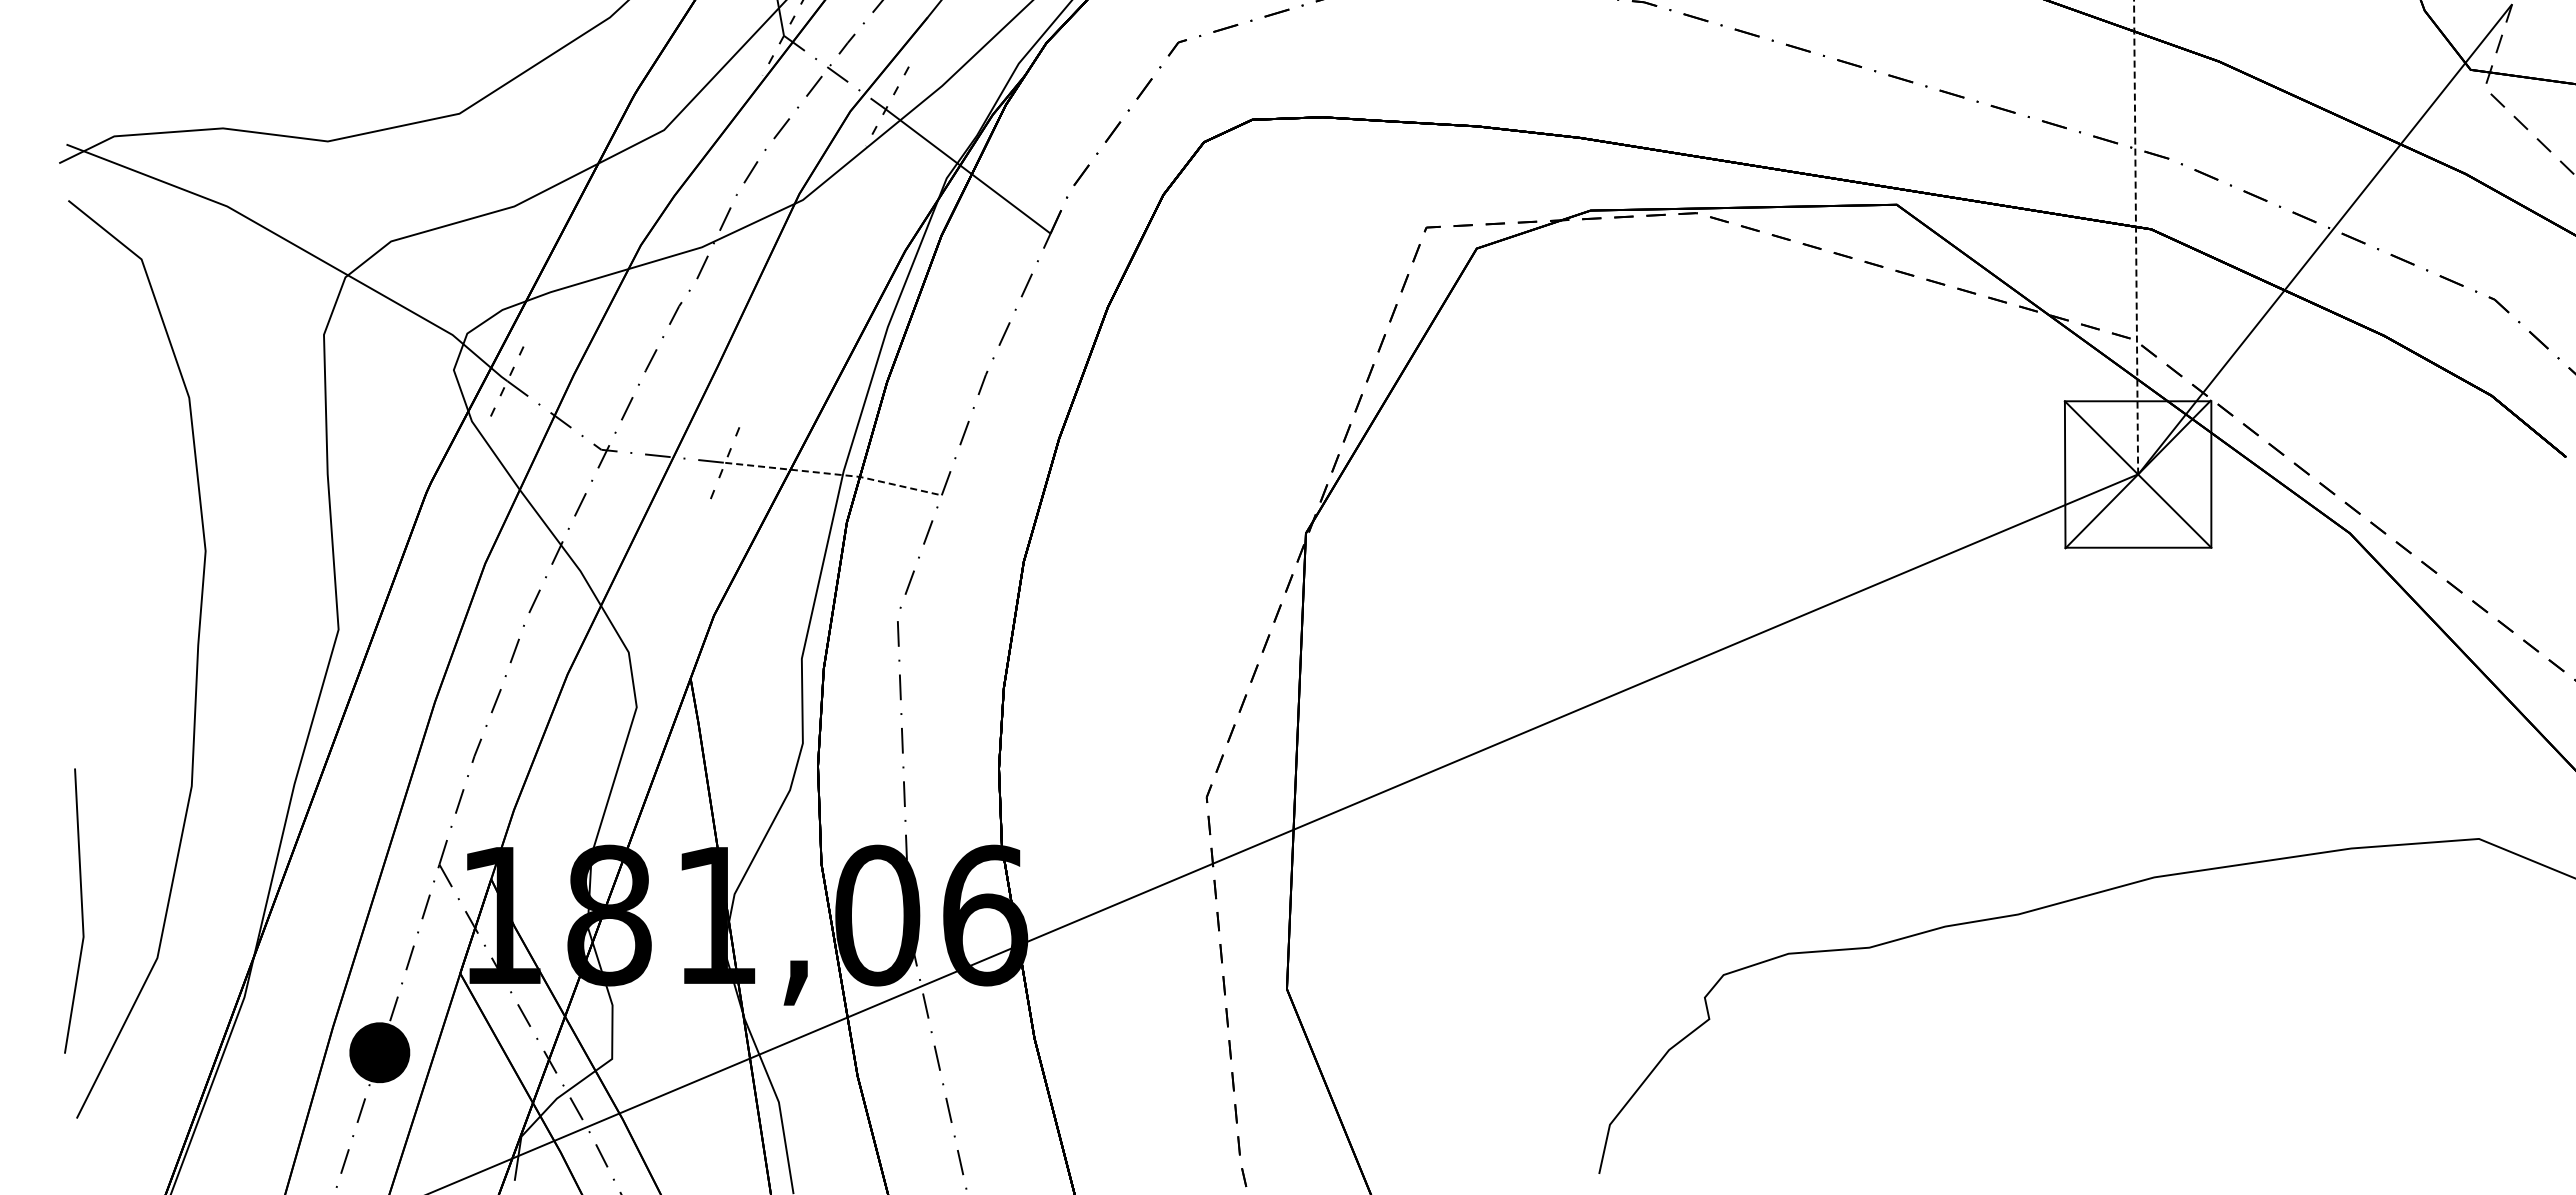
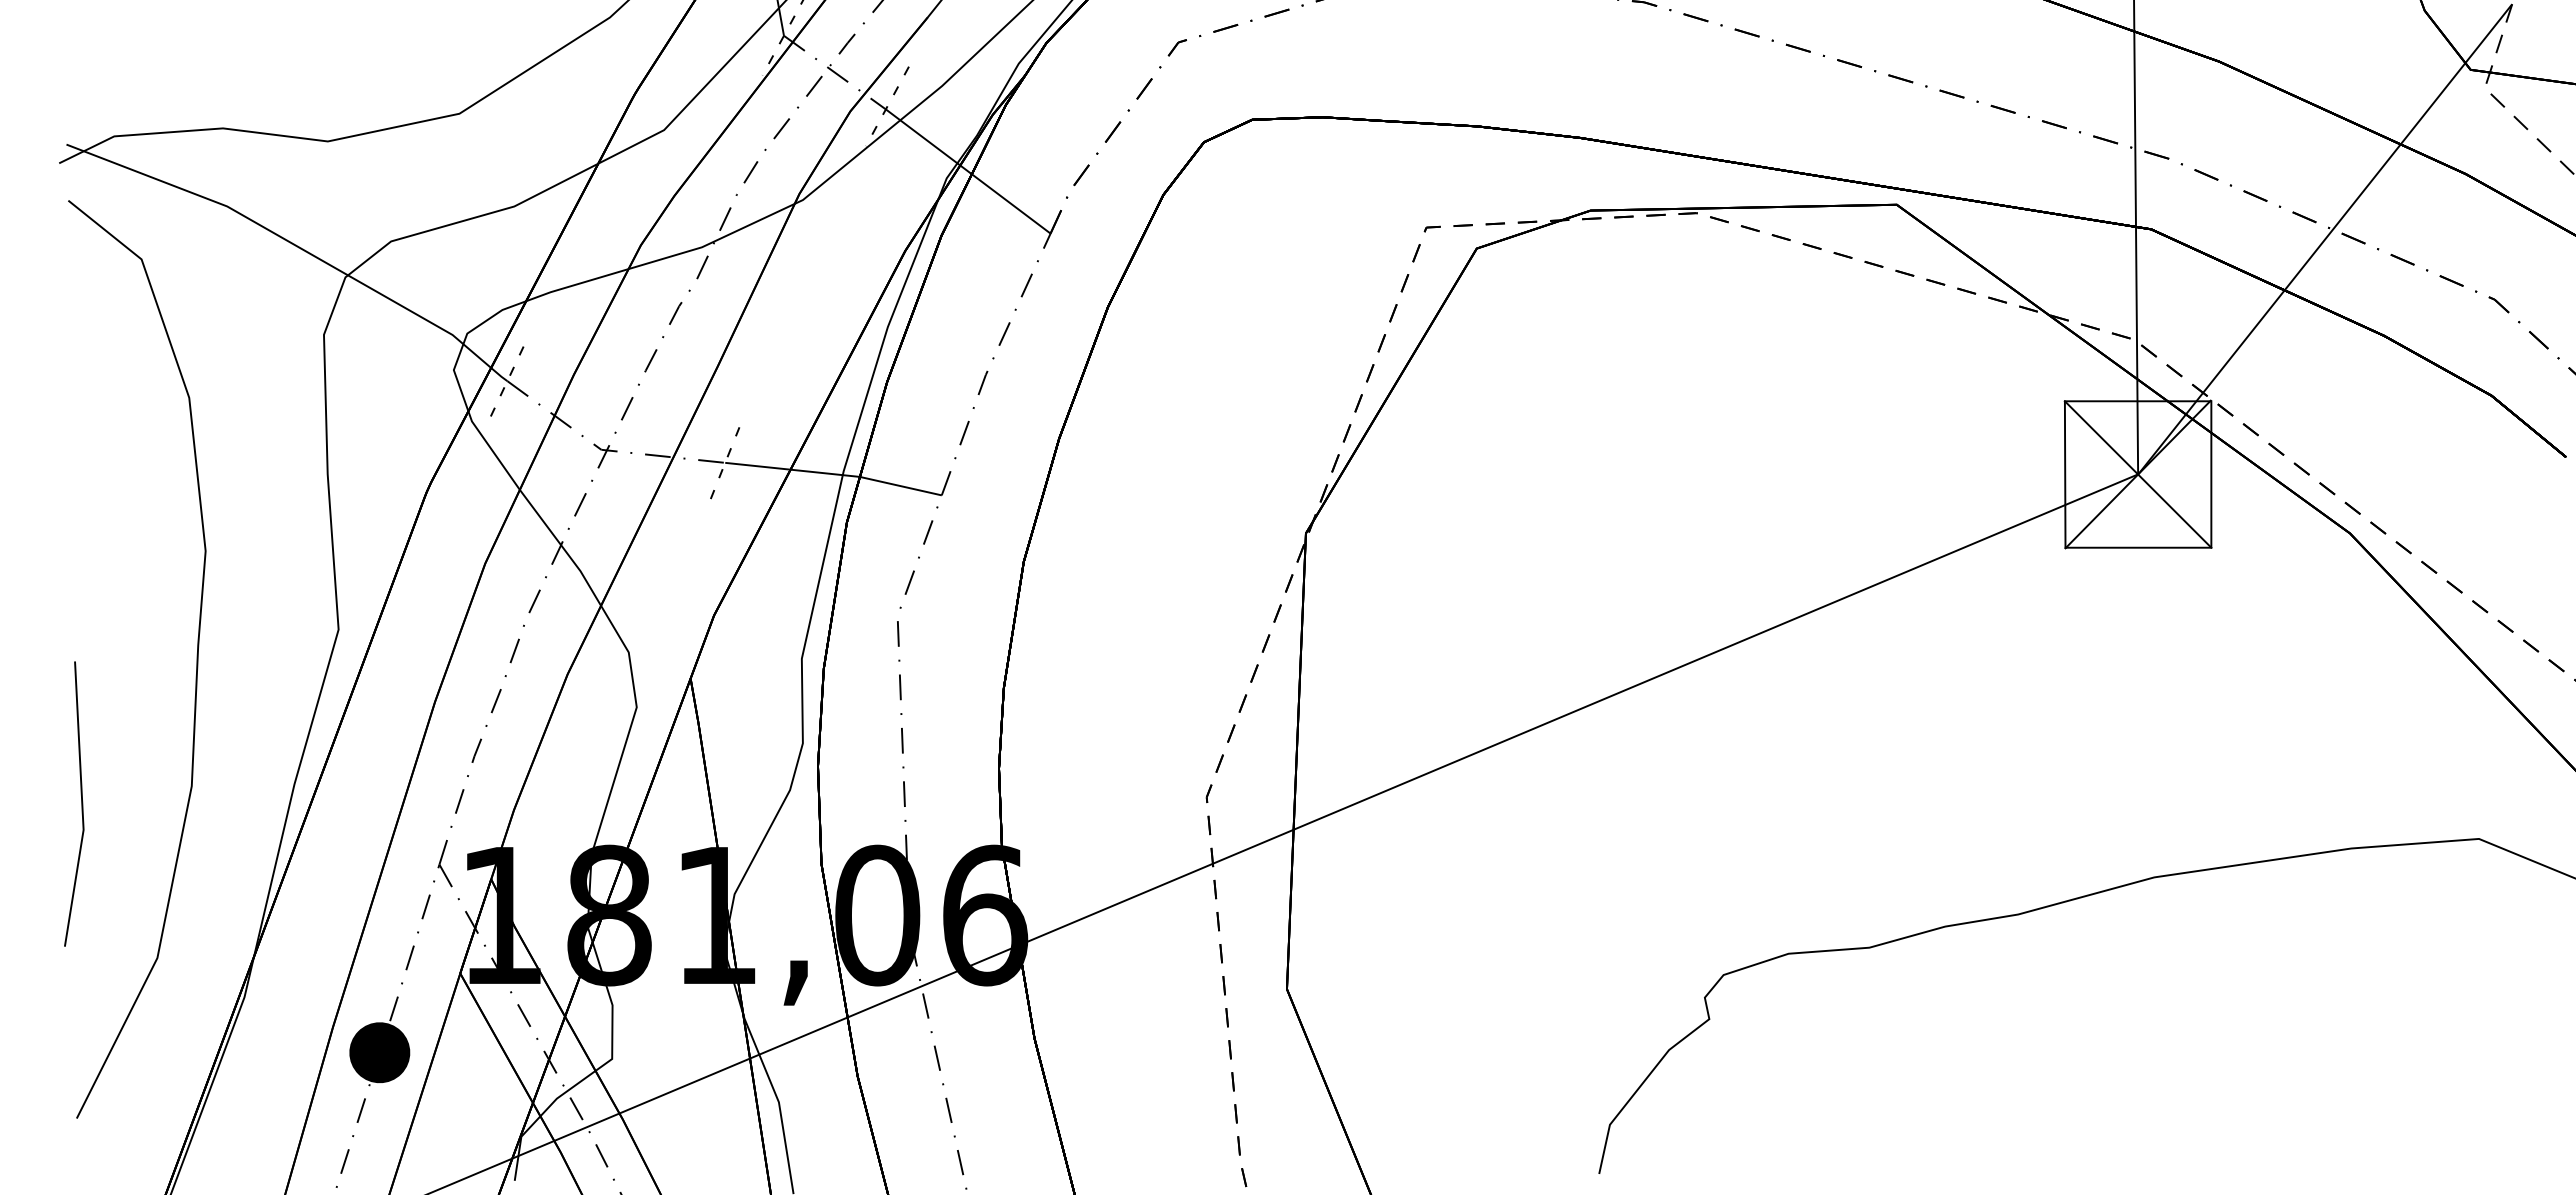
line: dashed -> solid (2136, 236)
line: dashed -> solid (835, 474)
line position: (81, 910) -> (81, 803) (81, 803)
